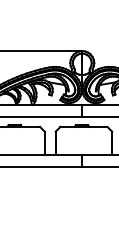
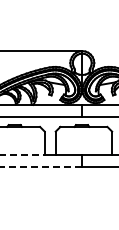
line: solid -> dashed (23, 155)
line: solid -> dashed (41, 167)
